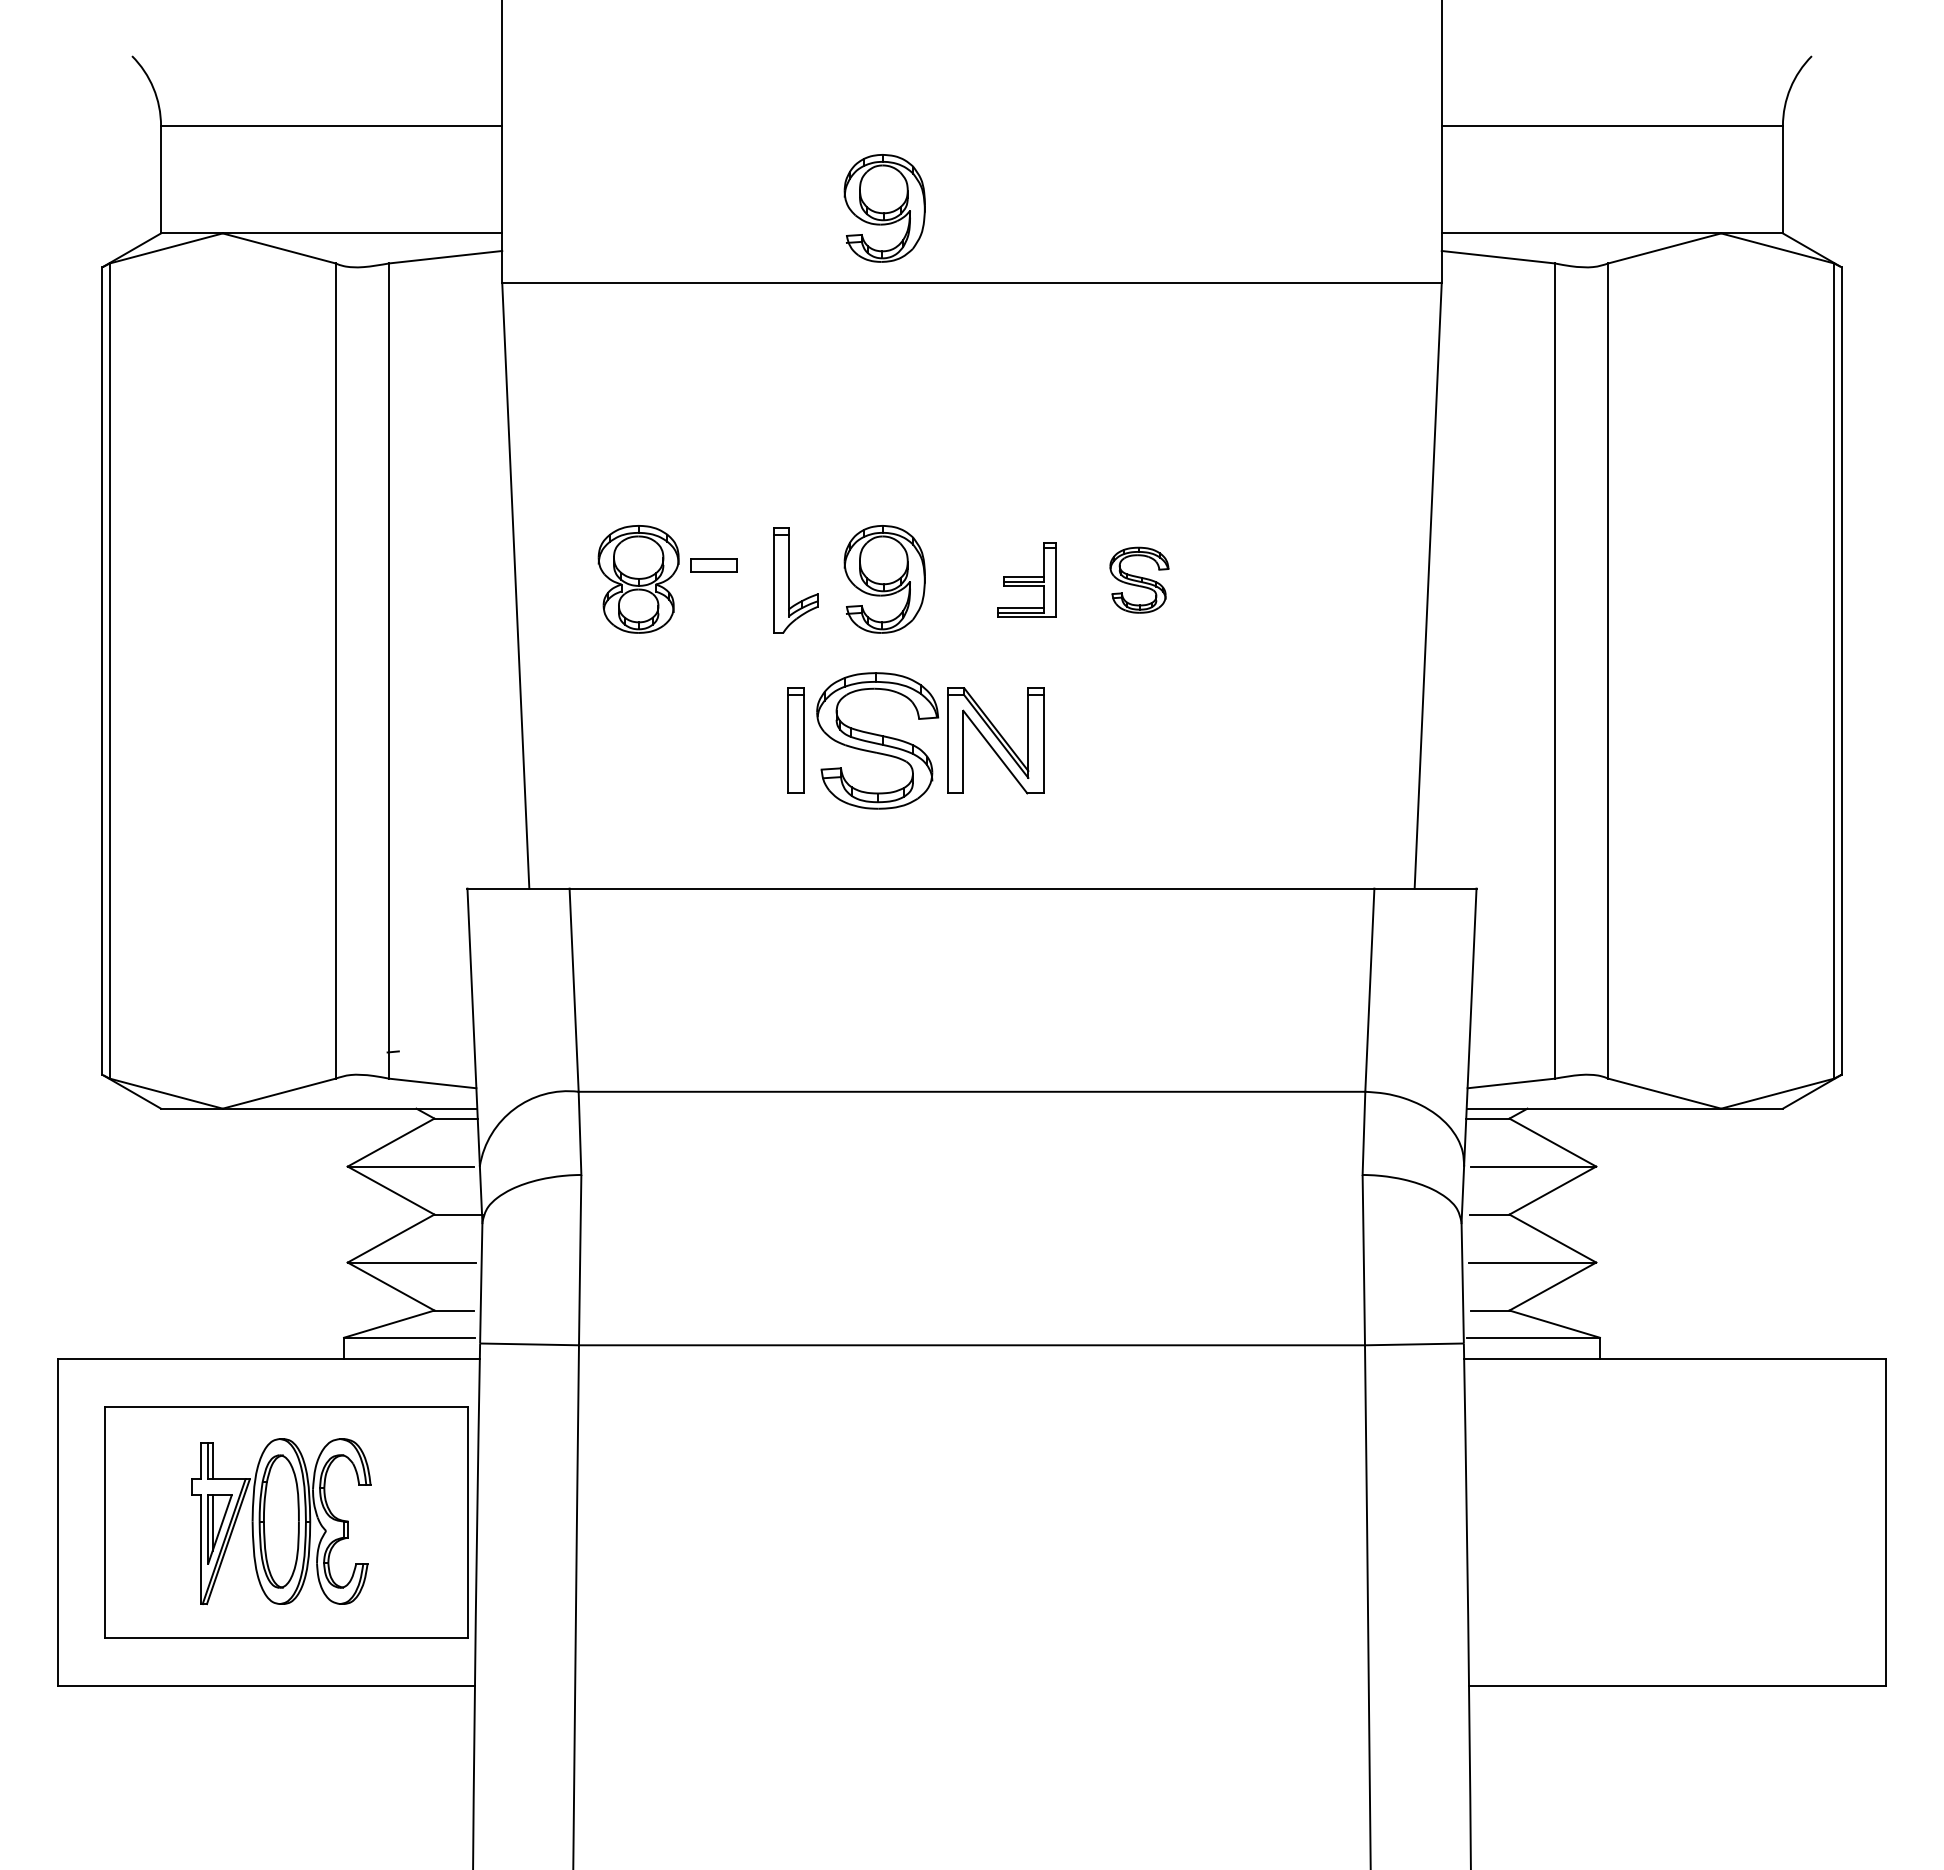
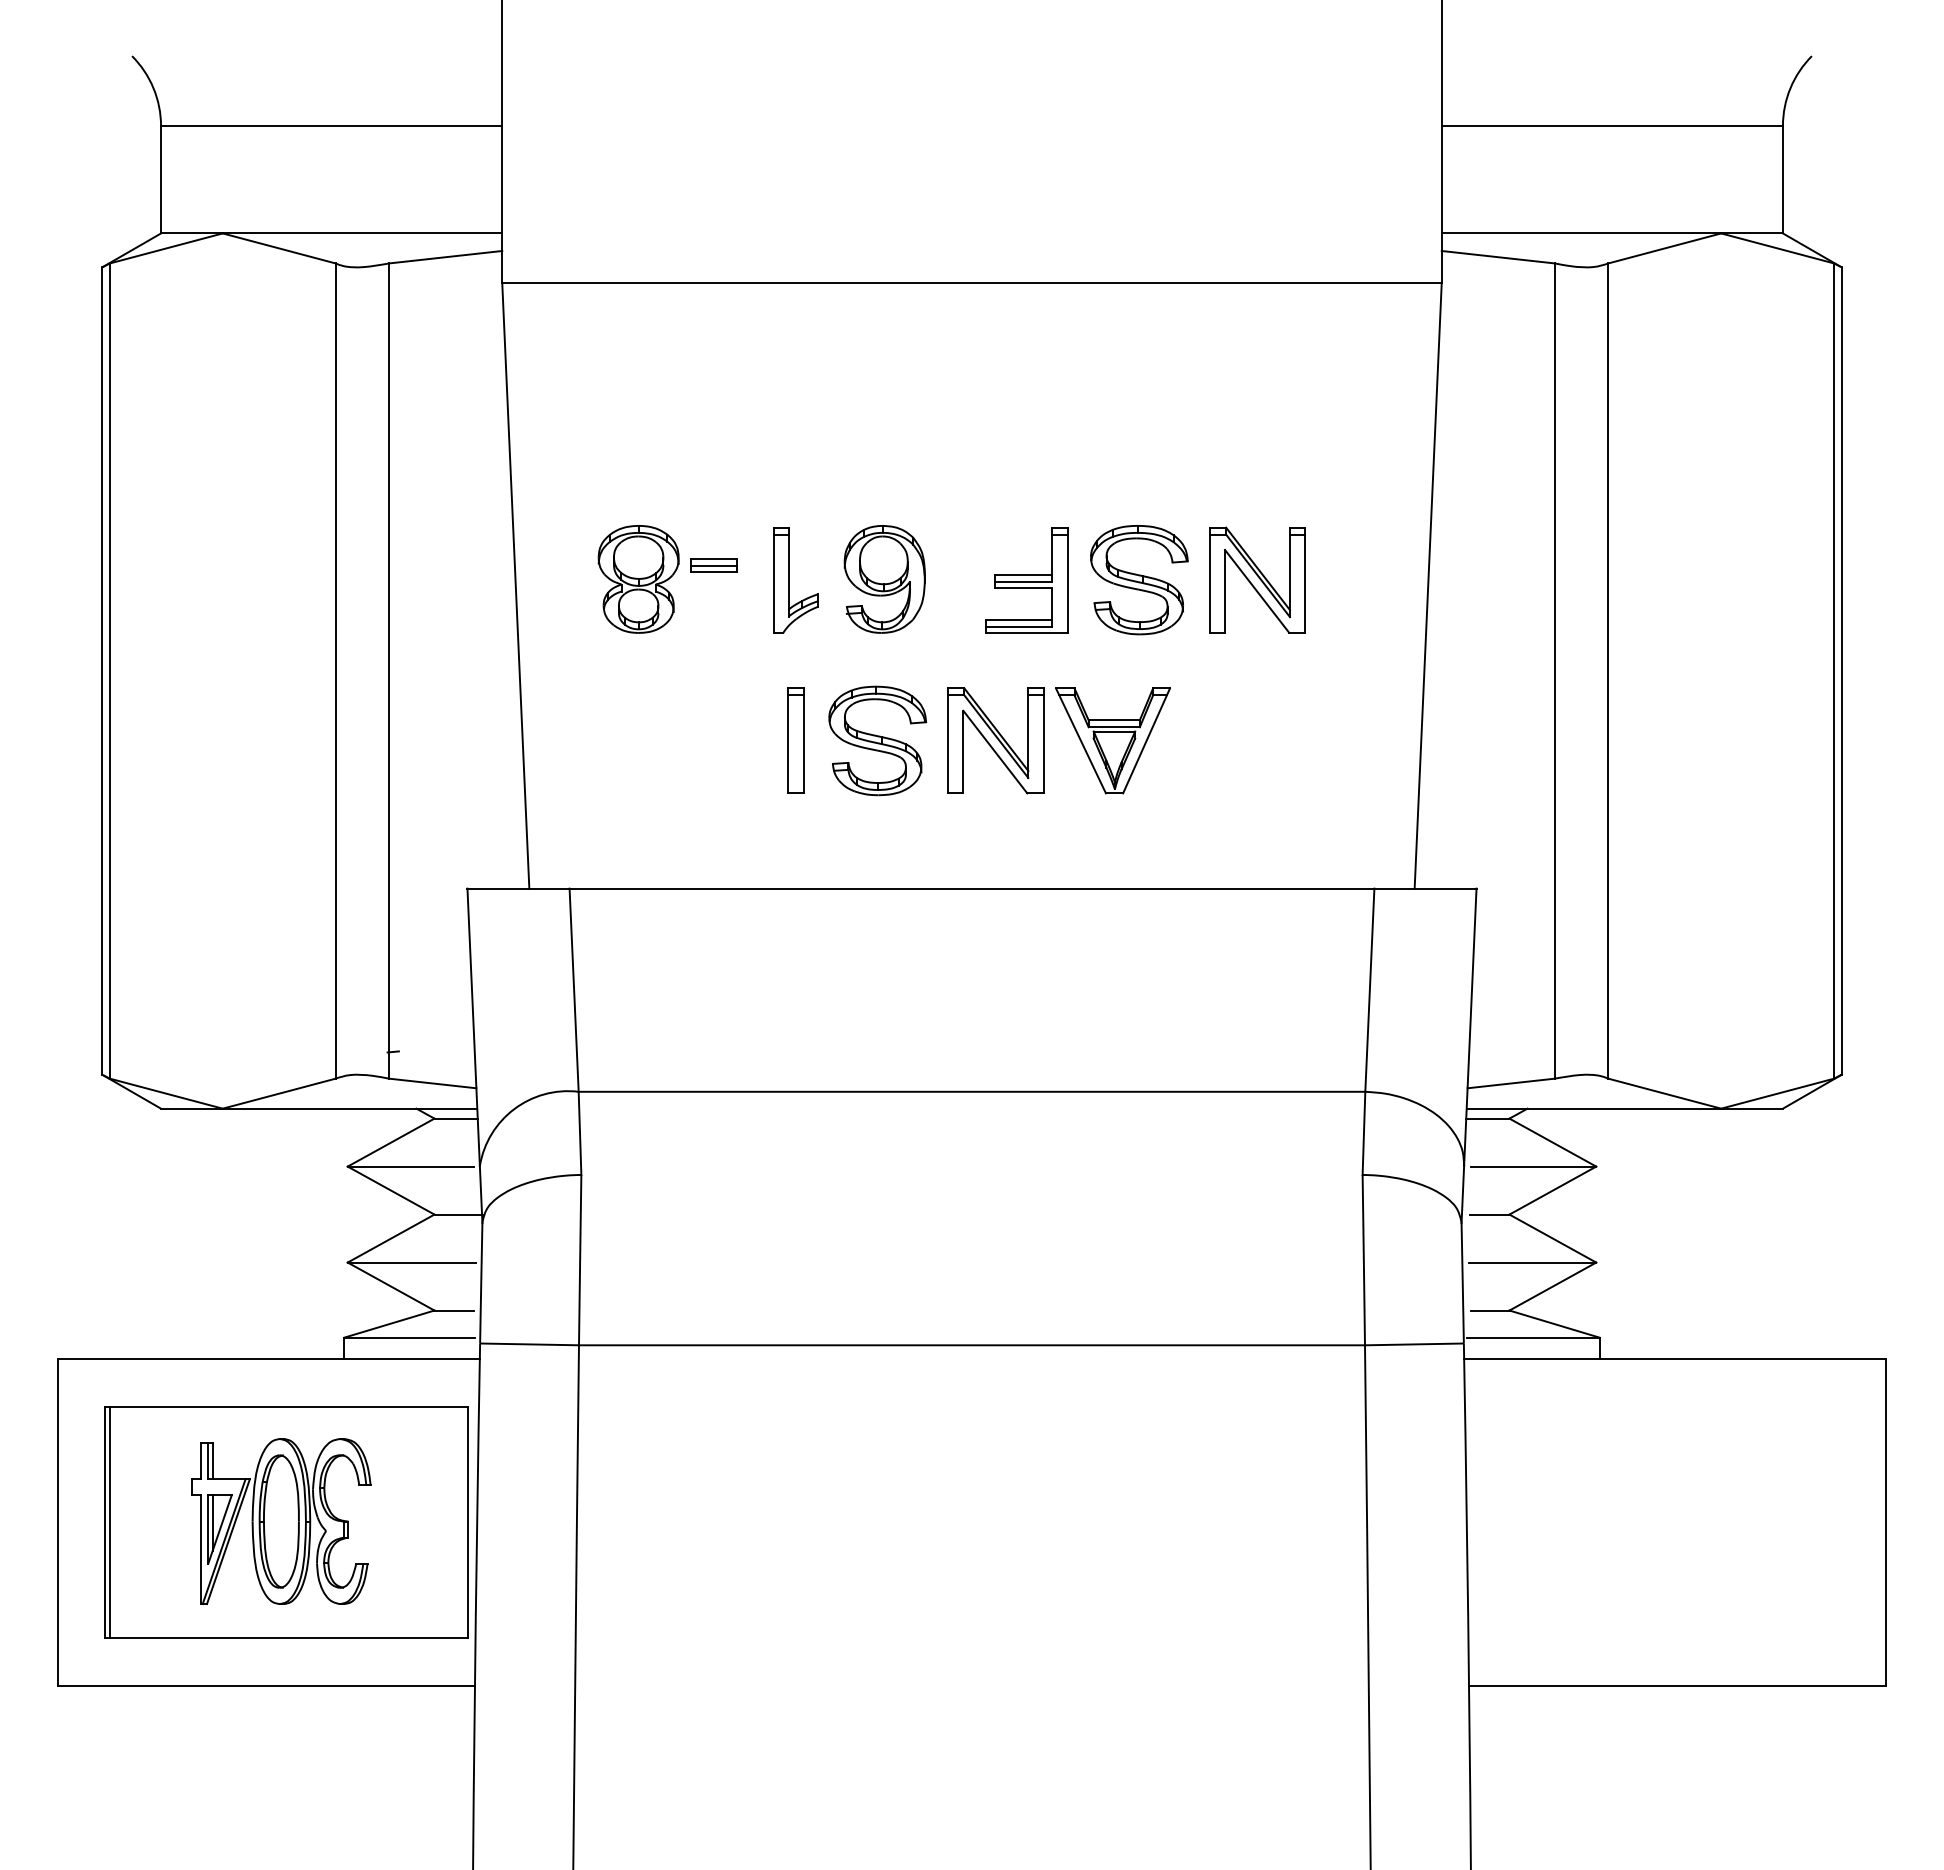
part: present -> none (884, 208)
line: none -> present (713, 566)
part size: 60x76 px -> 84x107 px (1026, 580)
part size: 61x68 px -> 99x111 px (1139, 580)
part: none -> present (1257, 579)
part size: 124x138 px -> 100x112 px (877, 740)
part: none -> present (1112, 740)
line: none -> present (109, 1521)
